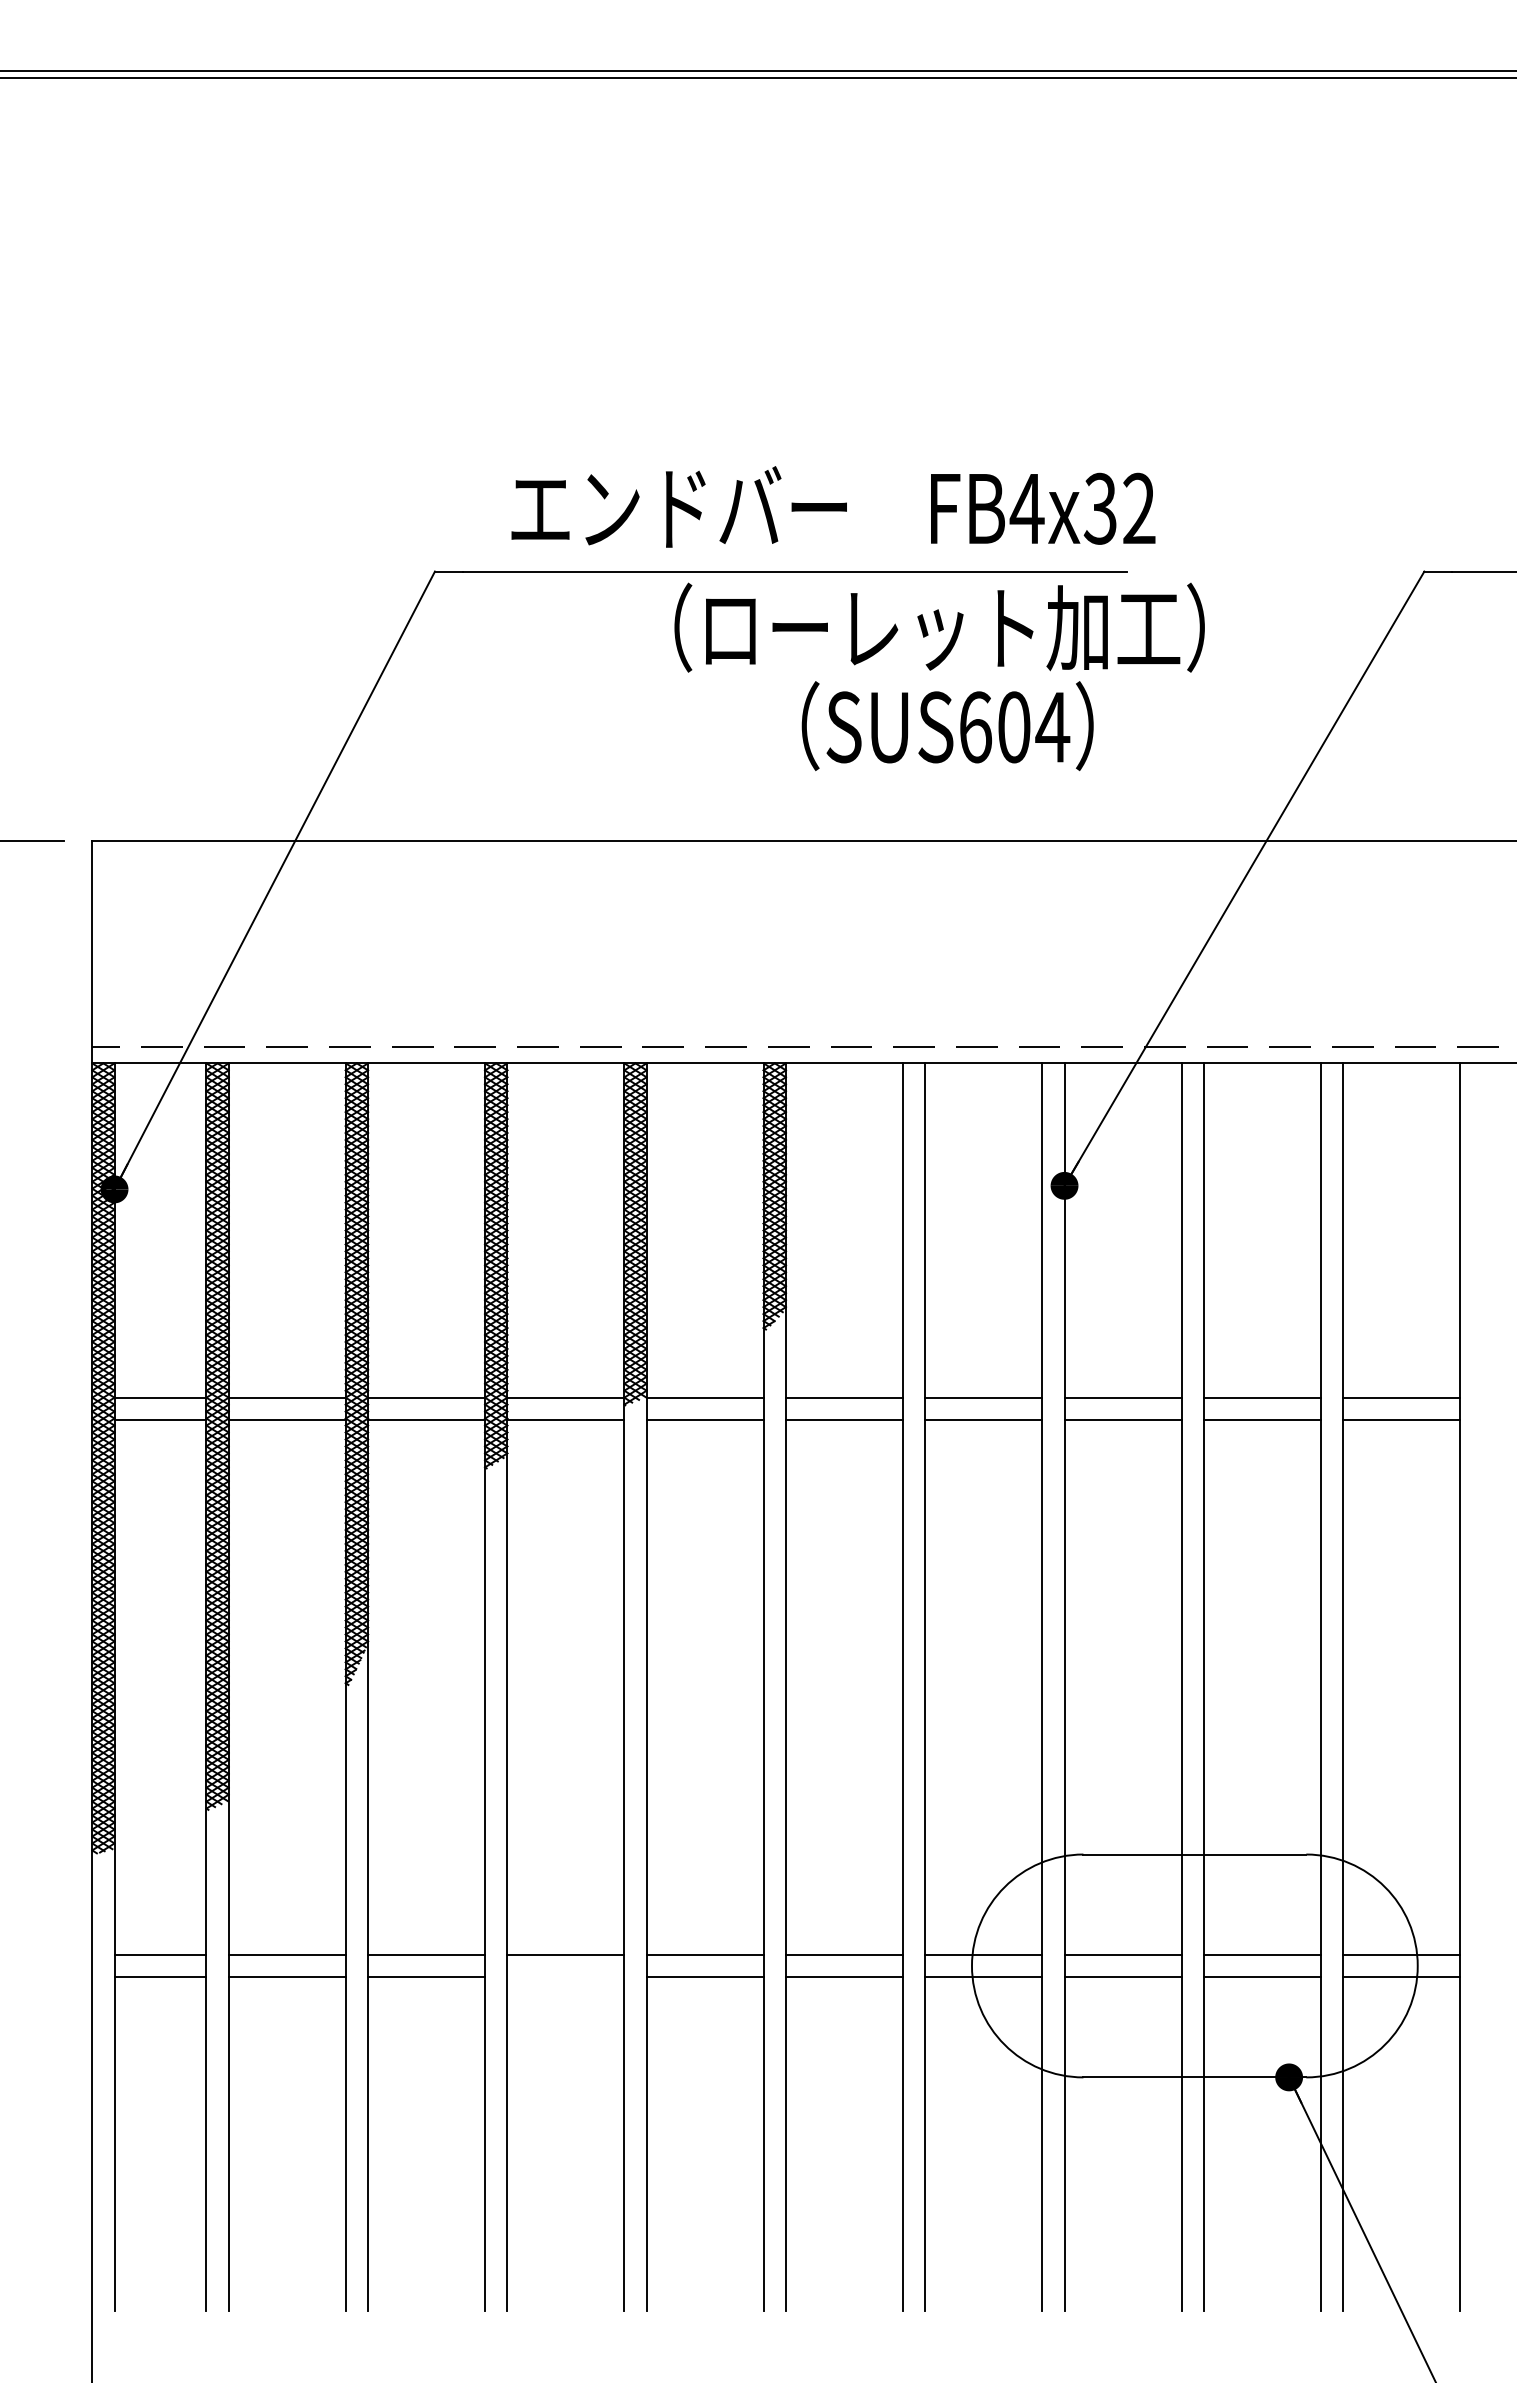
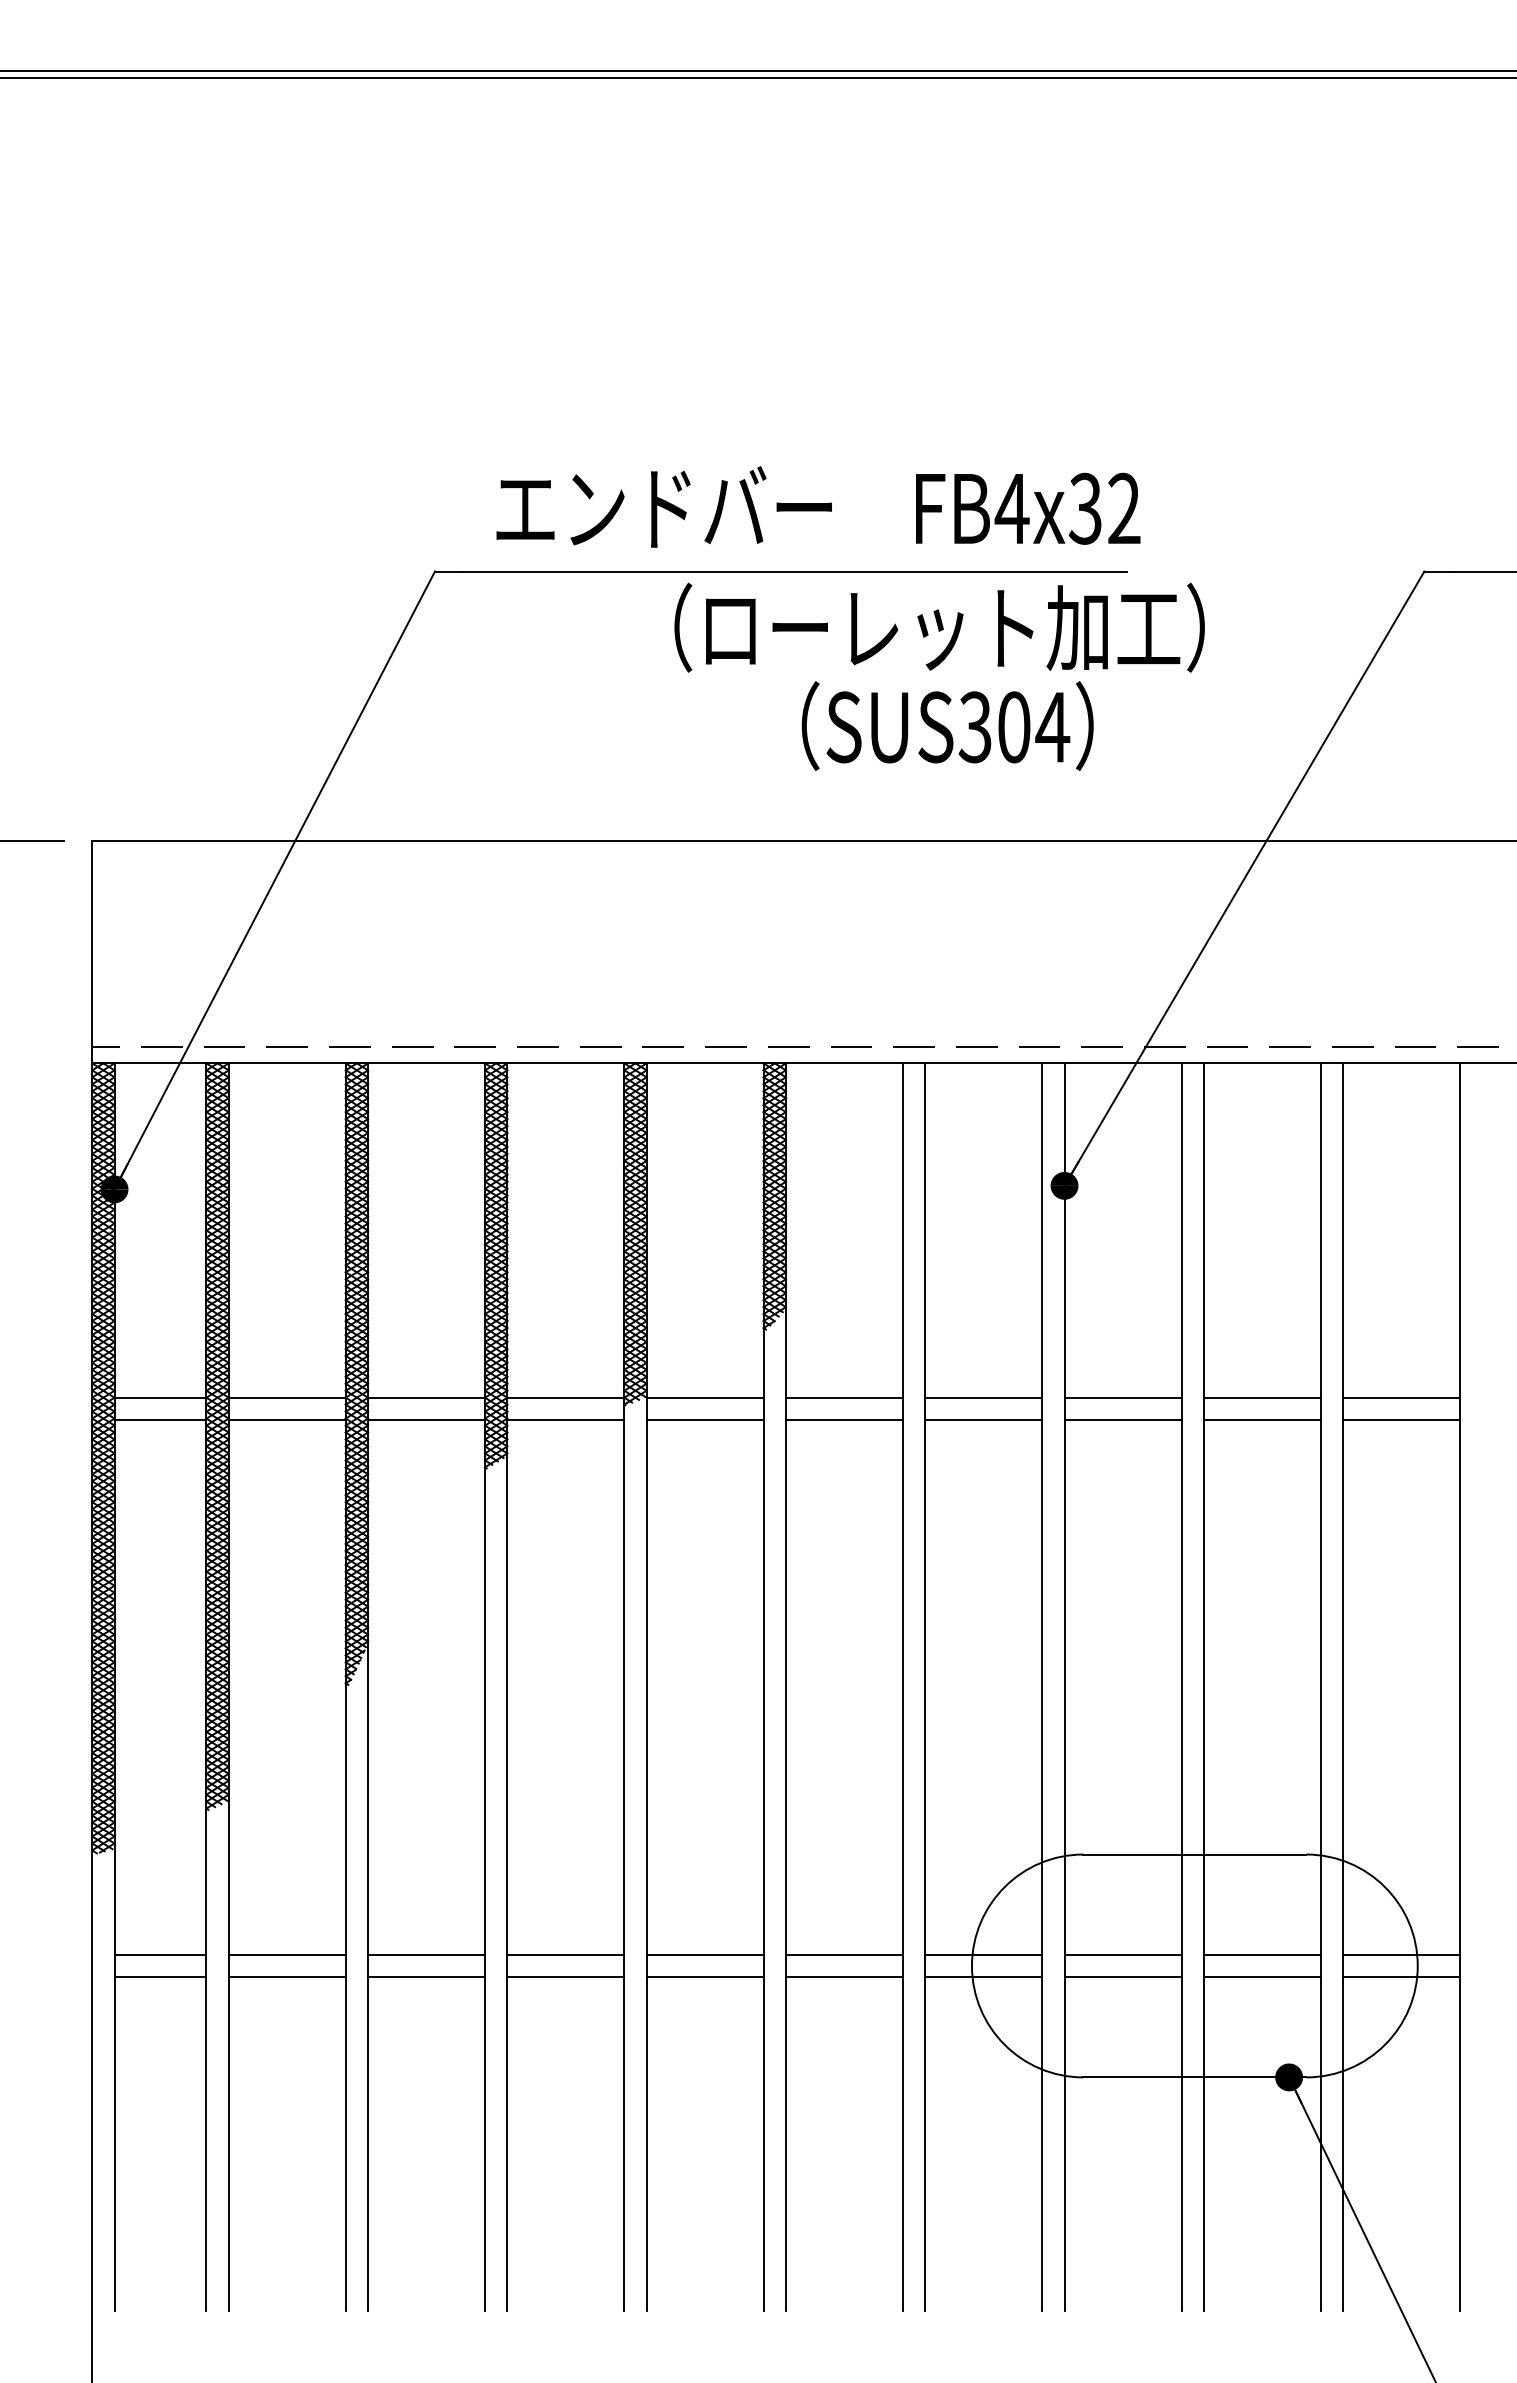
text position: (833, 506) -> (818, 506) (818, 506)
text: SUS604 -> SUS304 (975, 727)
line: none -> present (565, 1977)
